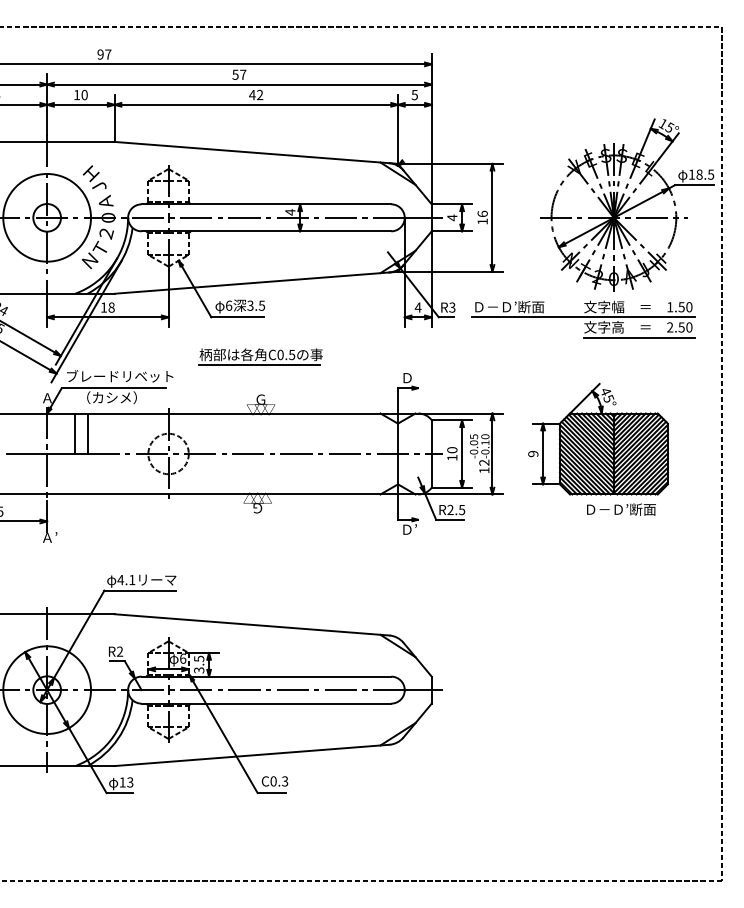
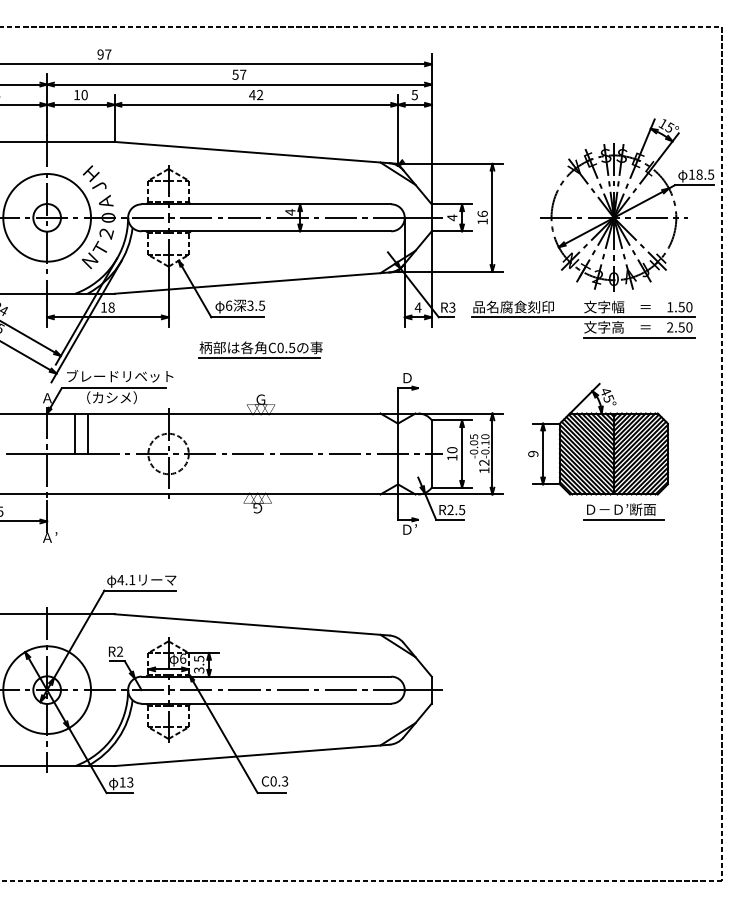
text: Ｄ－Ｄ’断面 -> 品名腐食刻印 (513, 306)
part position: (260, 356) -> (260, 349) (260, 349)
line: none -> present (623, 519)
